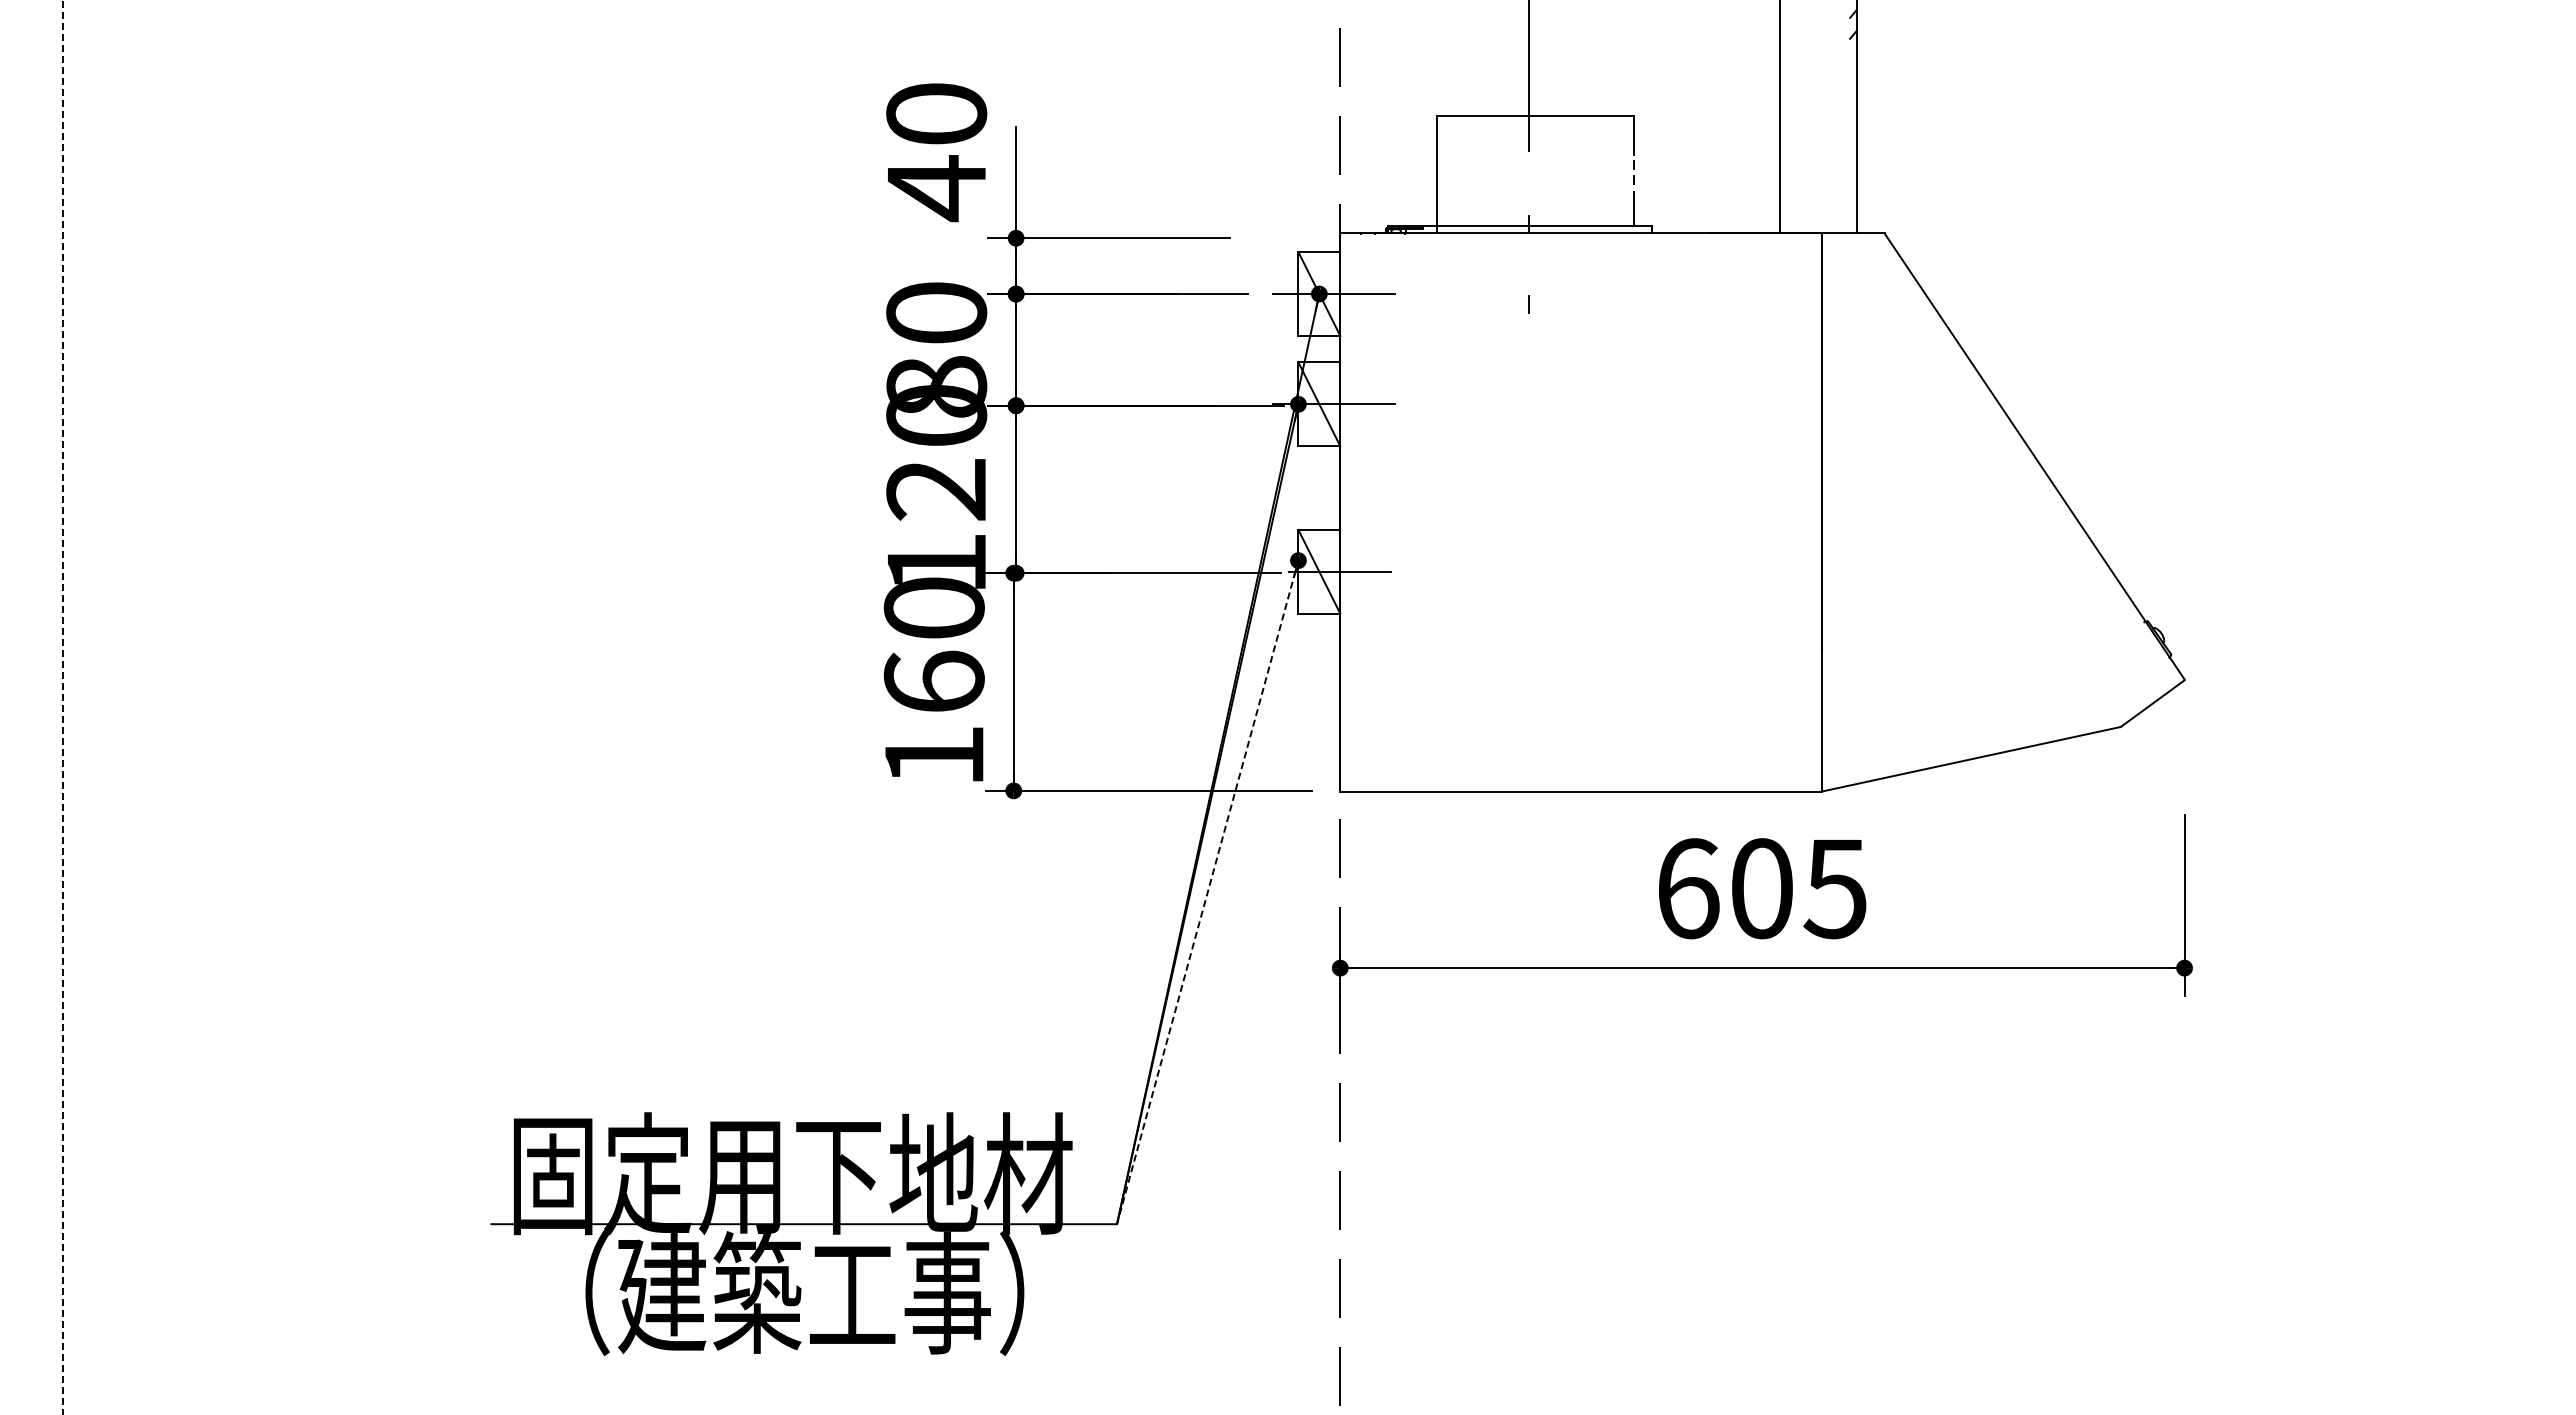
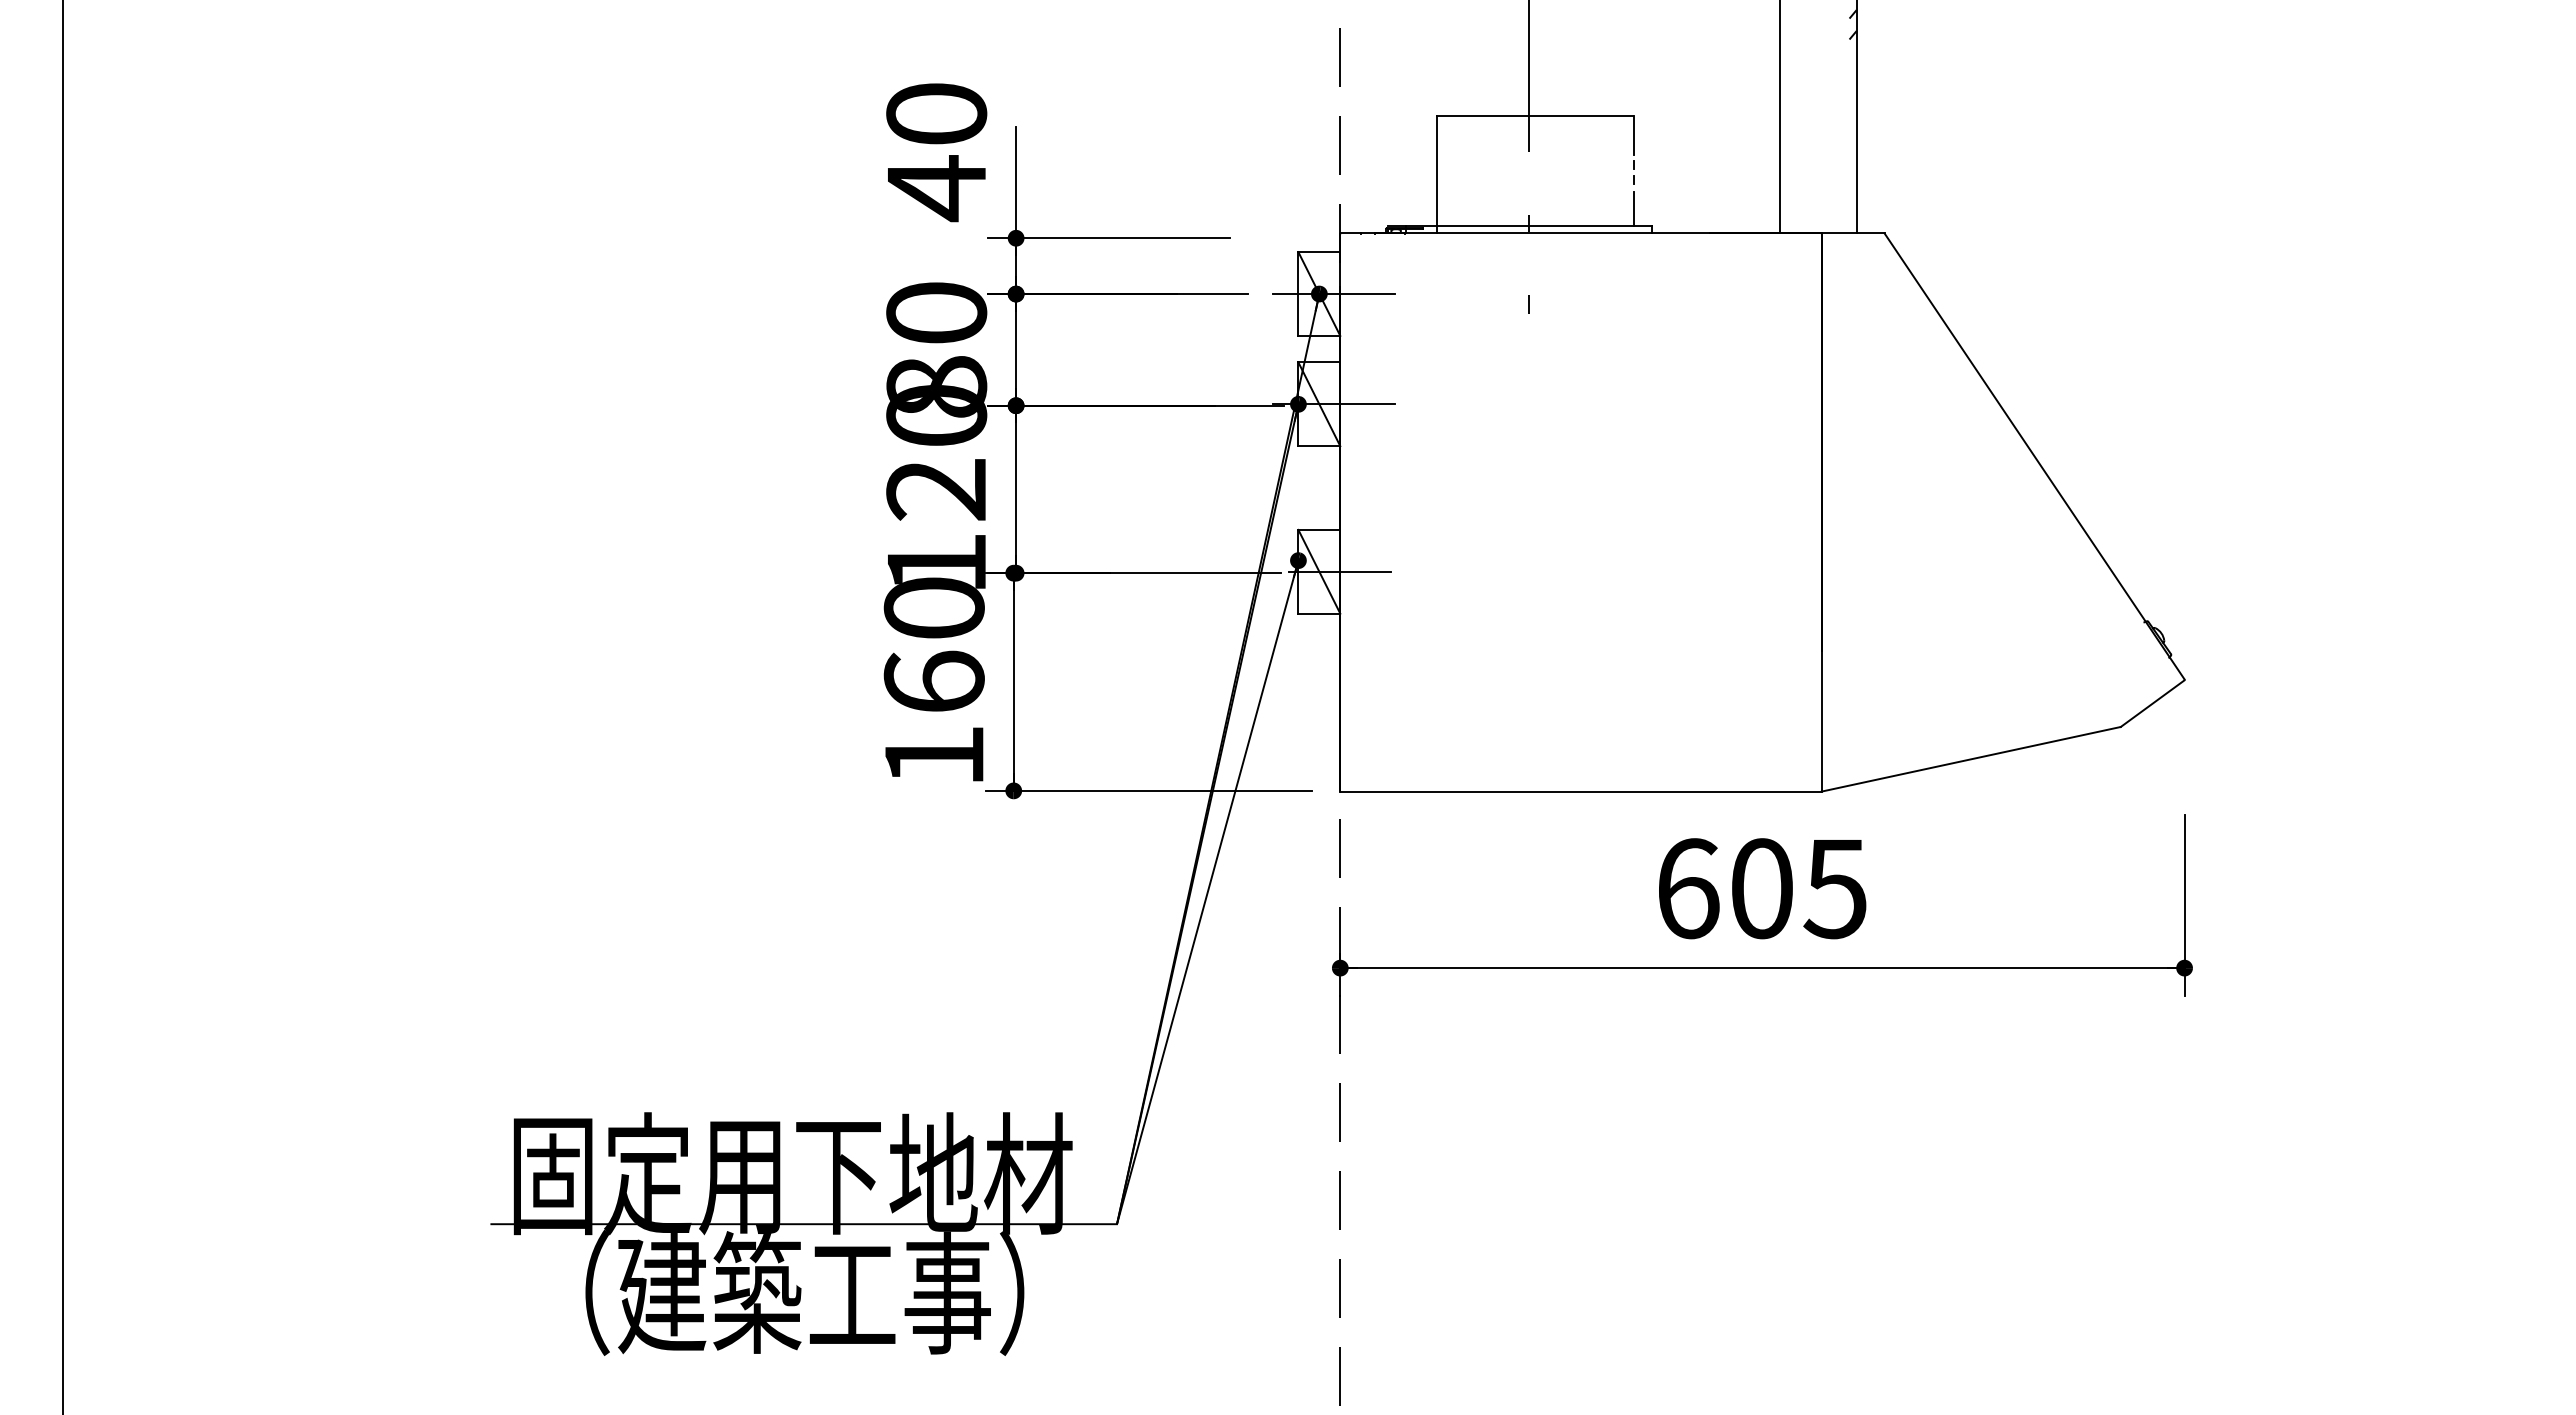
line: dashed -> solid (63, 708)
line: dashed -> solid (1207, 892)
